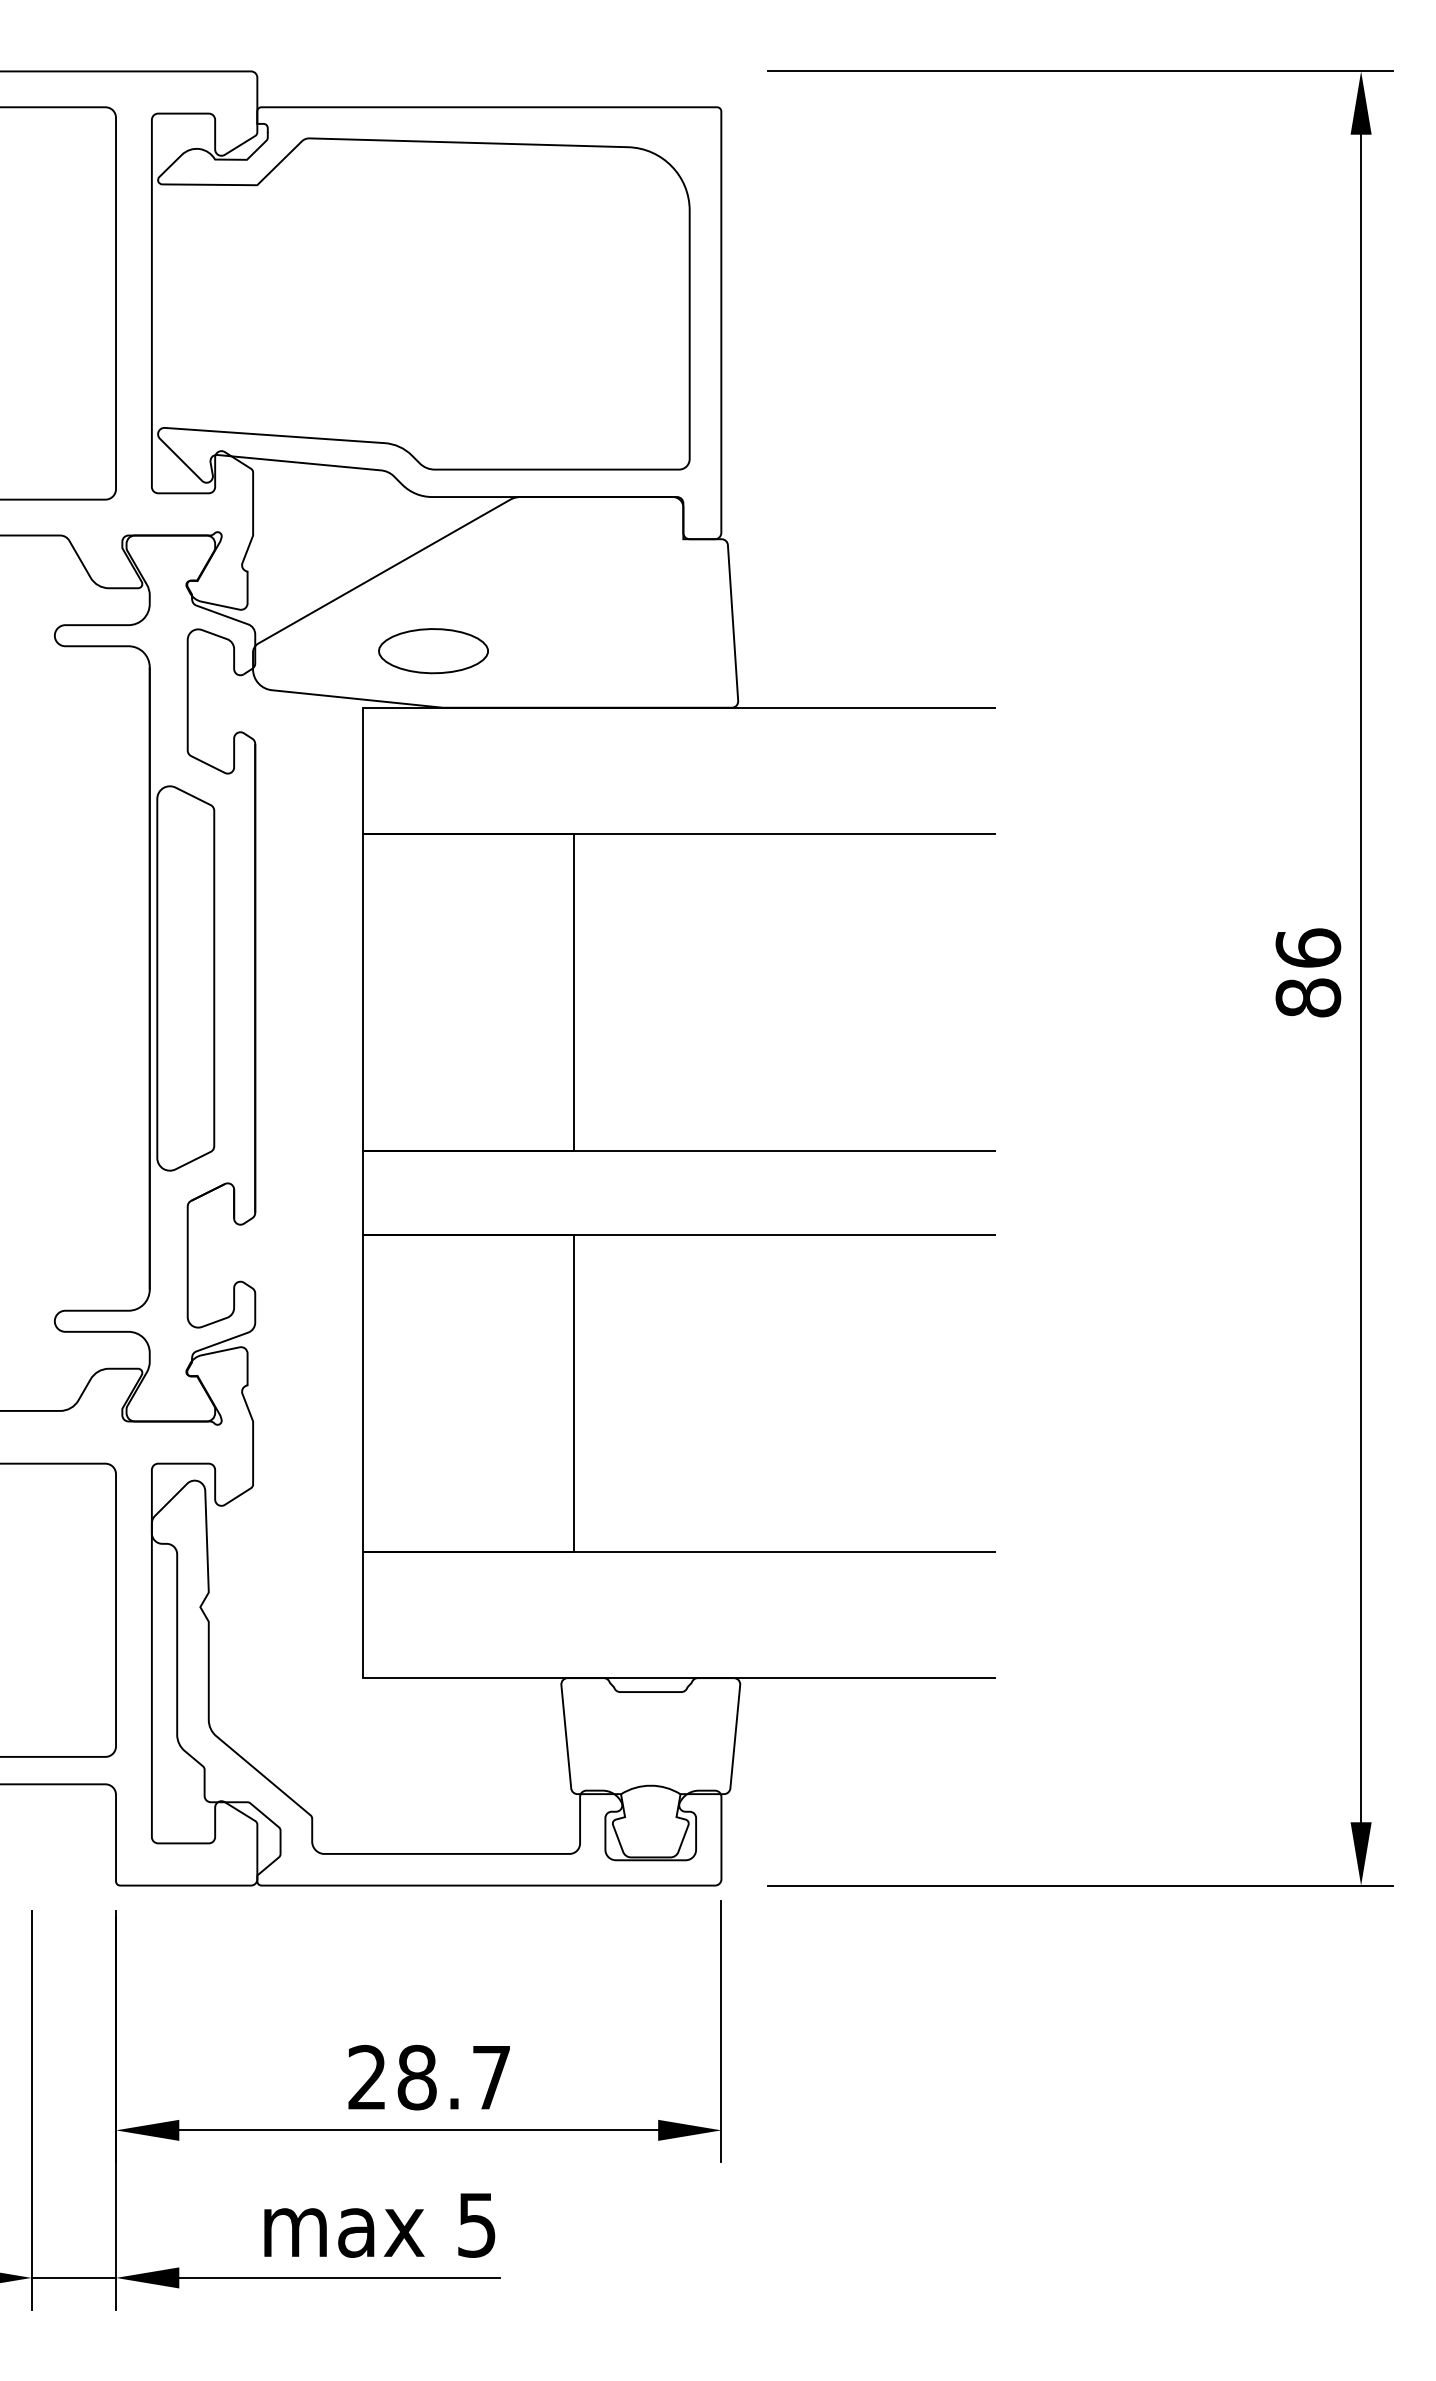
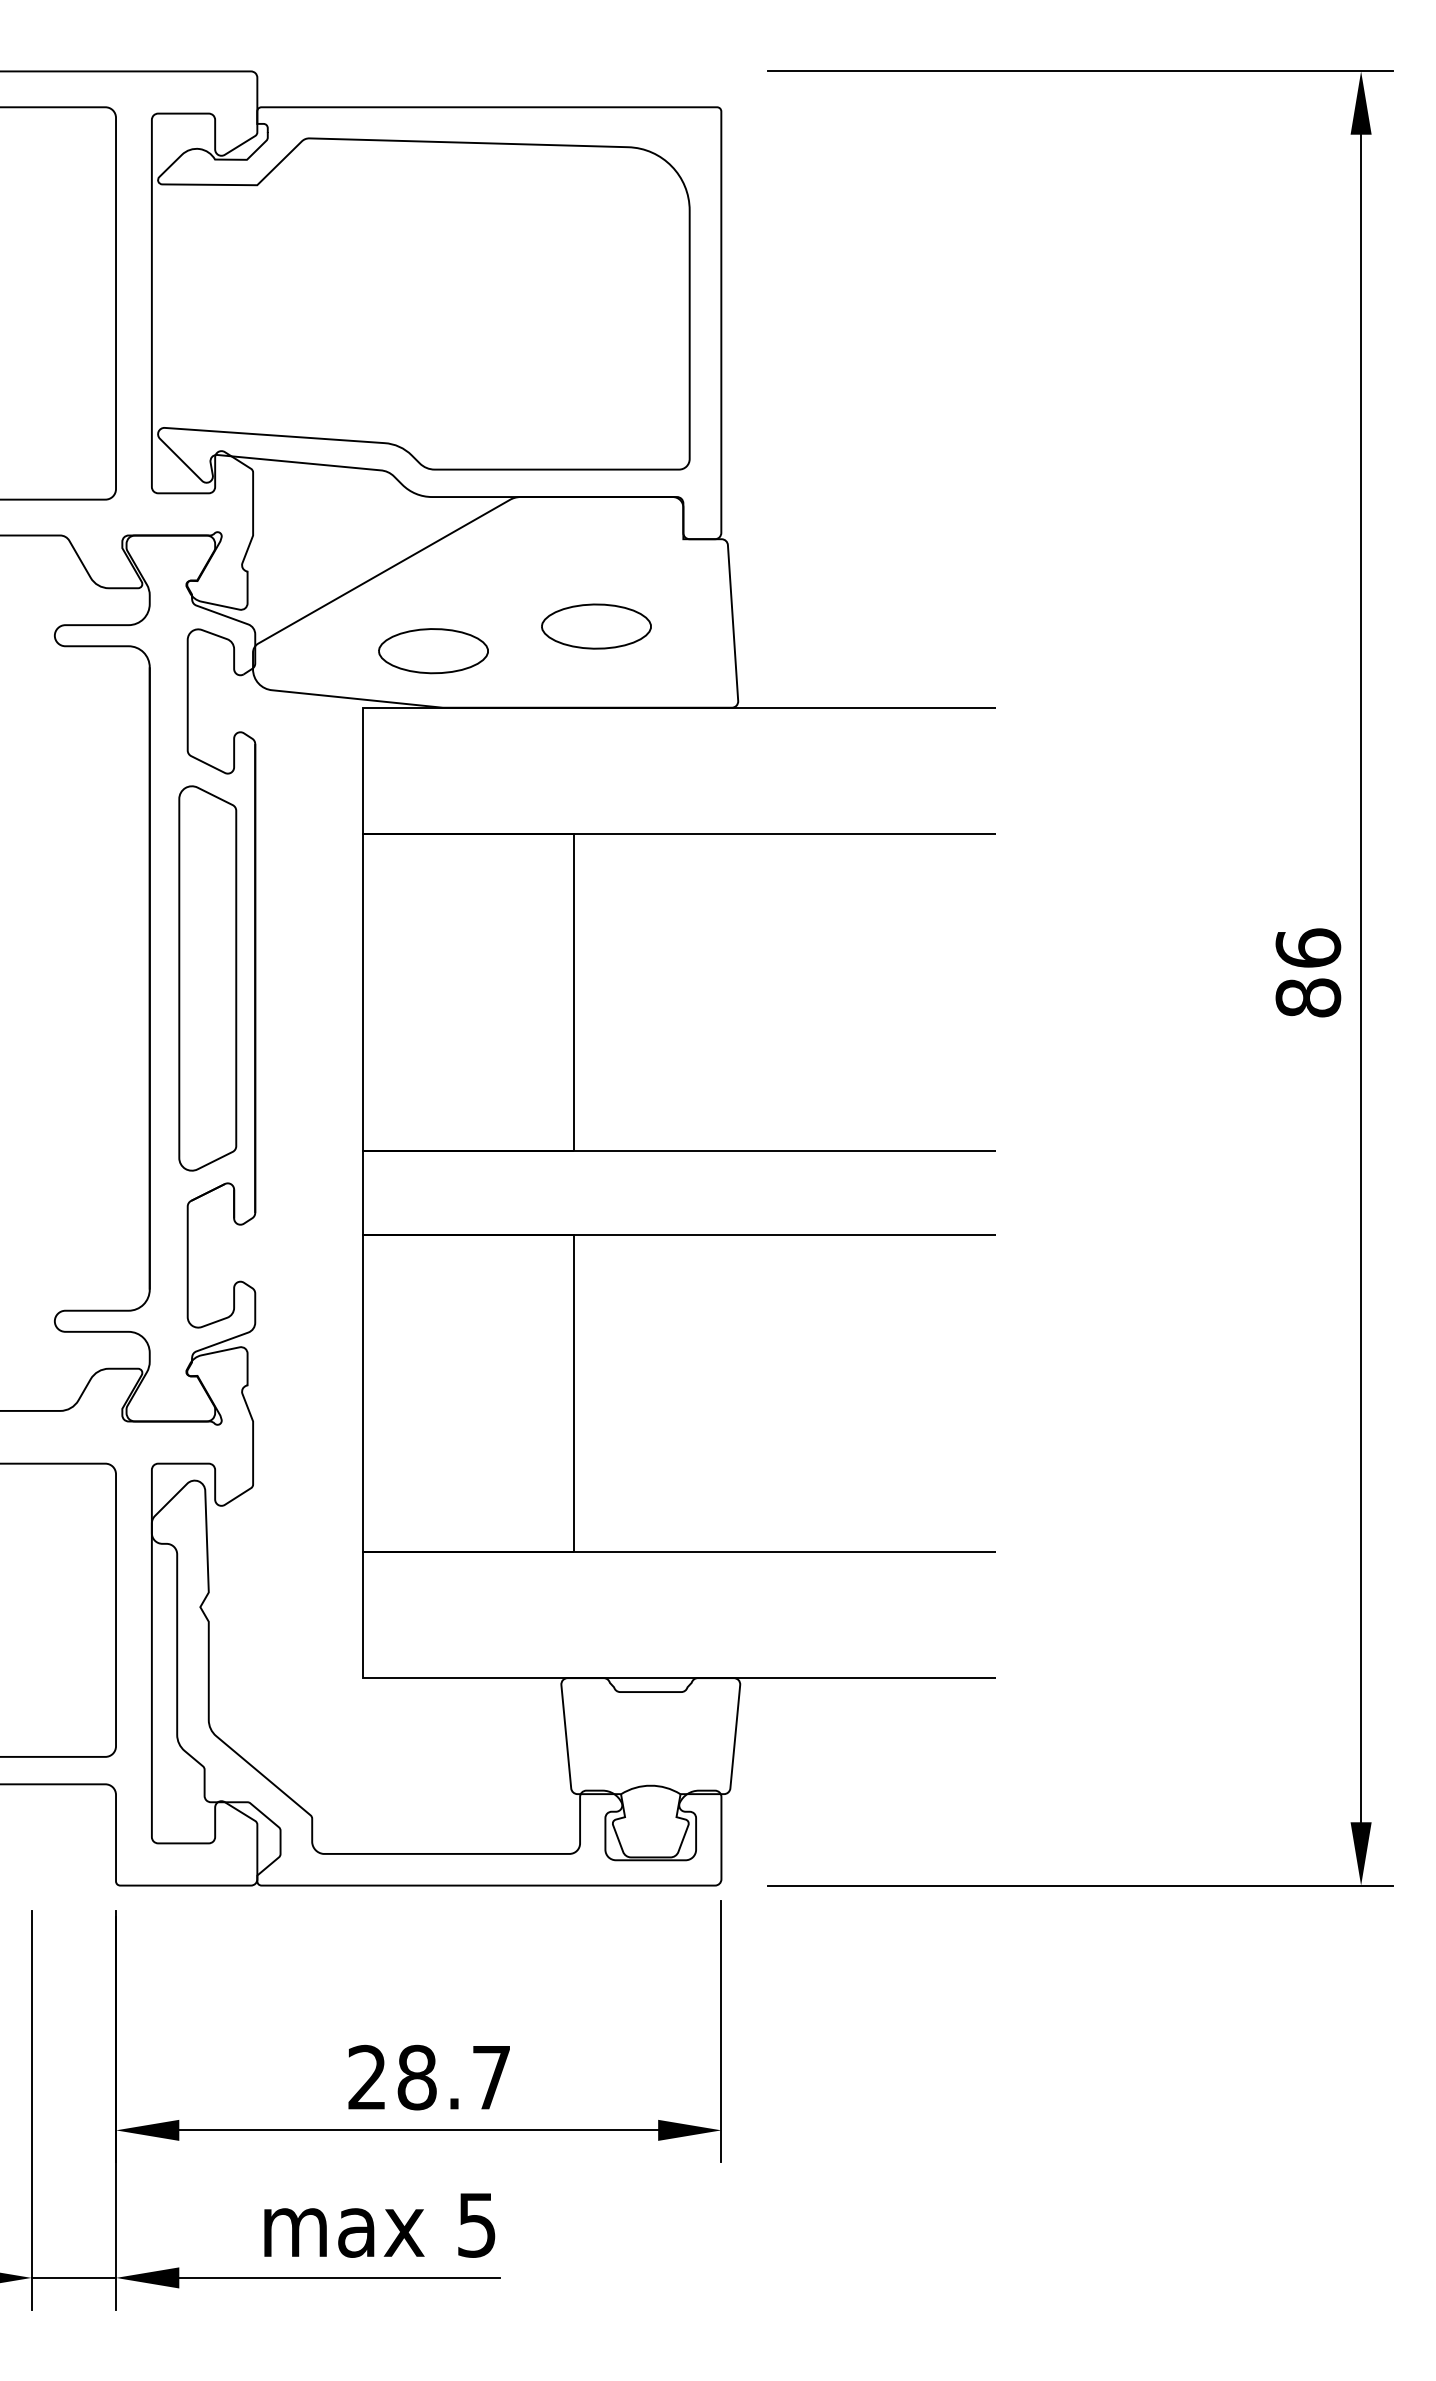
part: none -> present (596, 626)
part position: (185, 978) -> (207, 978) (207, 978)
